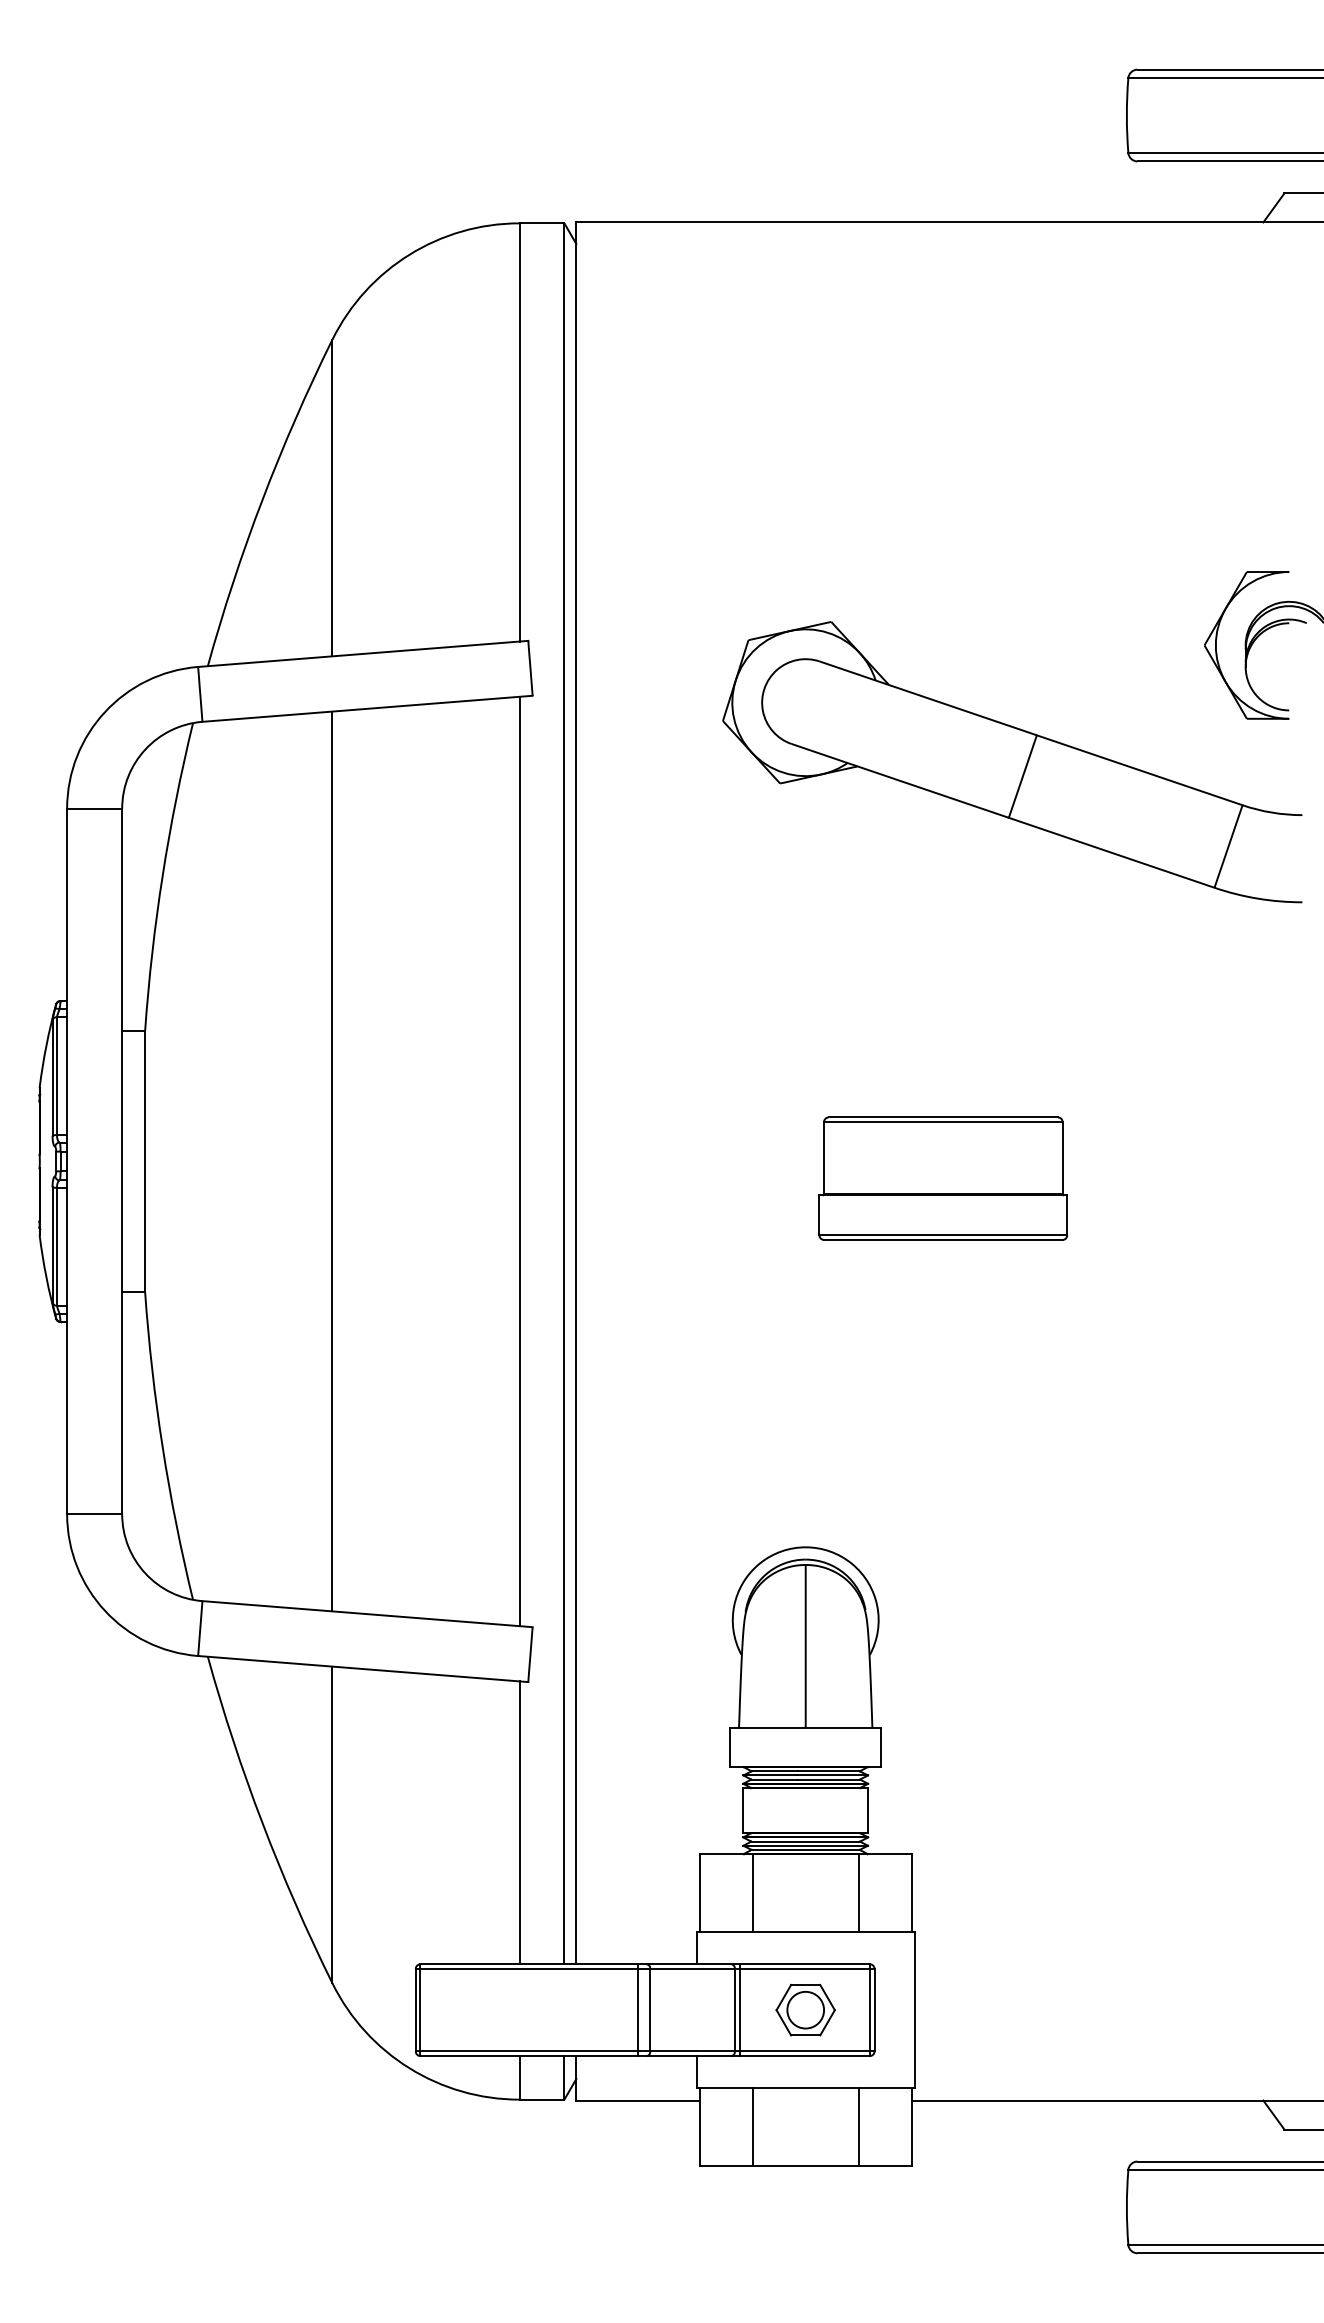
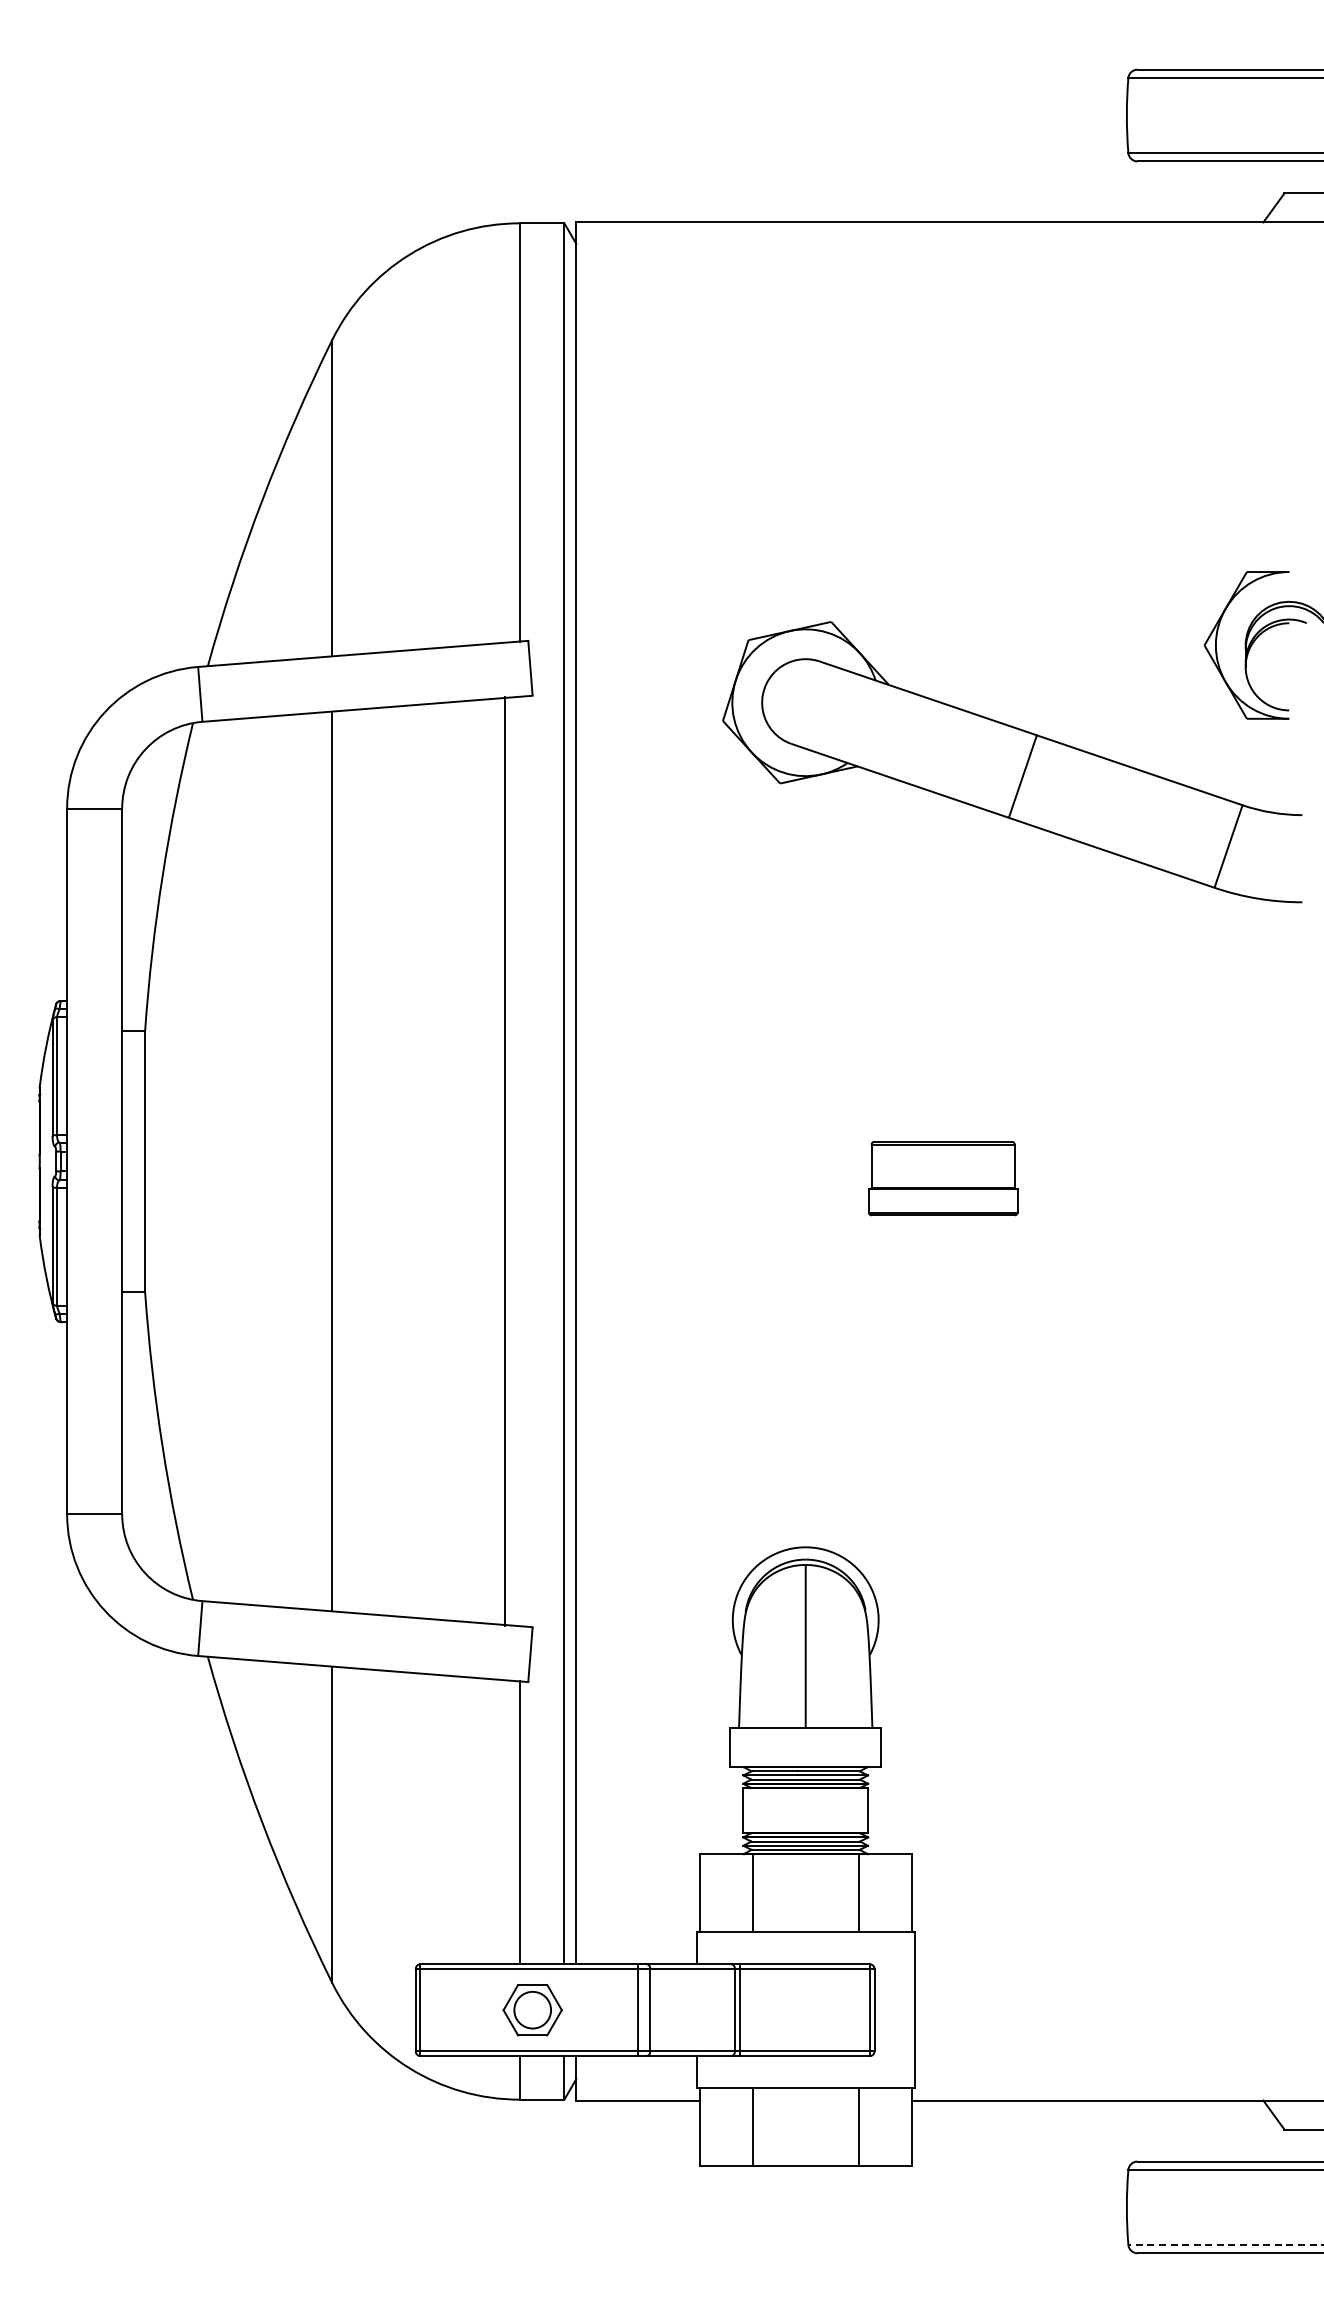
line position: (519, 1161) -> (504, 1161) (504, 1161)
part size: 250x125 px -> 151x76 px (943, 1178)
part position: (805, 2009) -> (532, 2009) (532, 2009)
line: solid -> dashed (1225, 2244)
